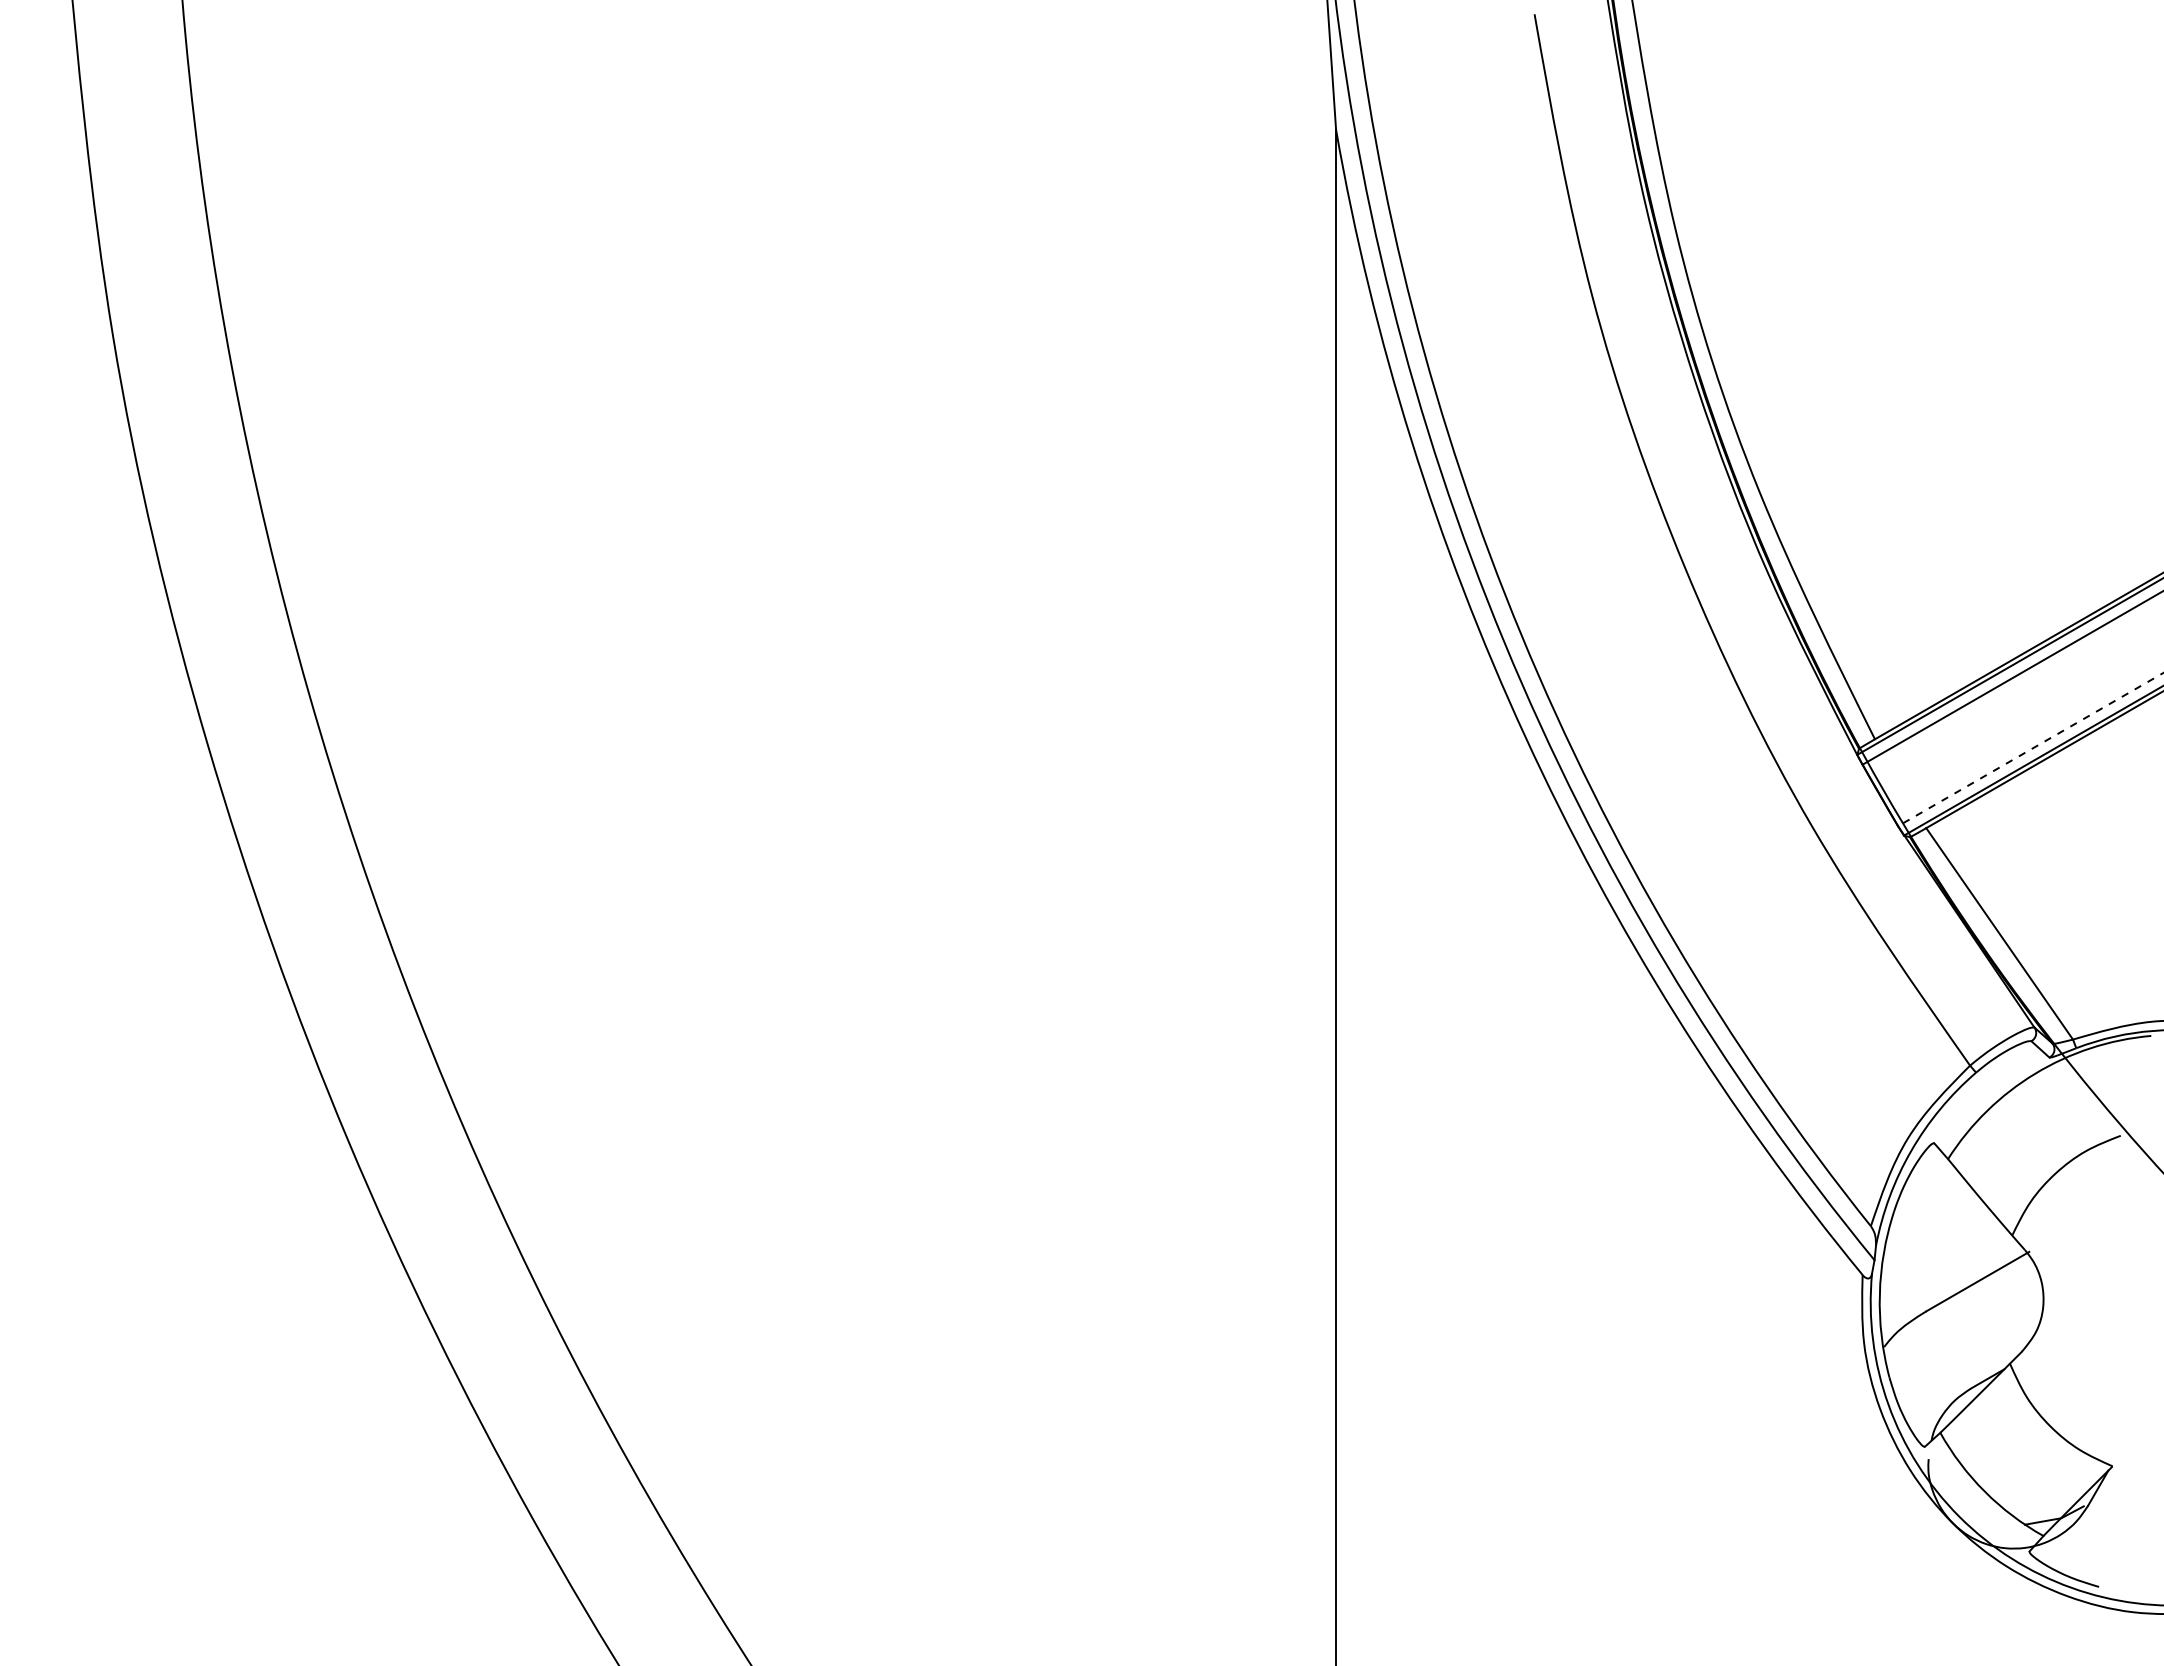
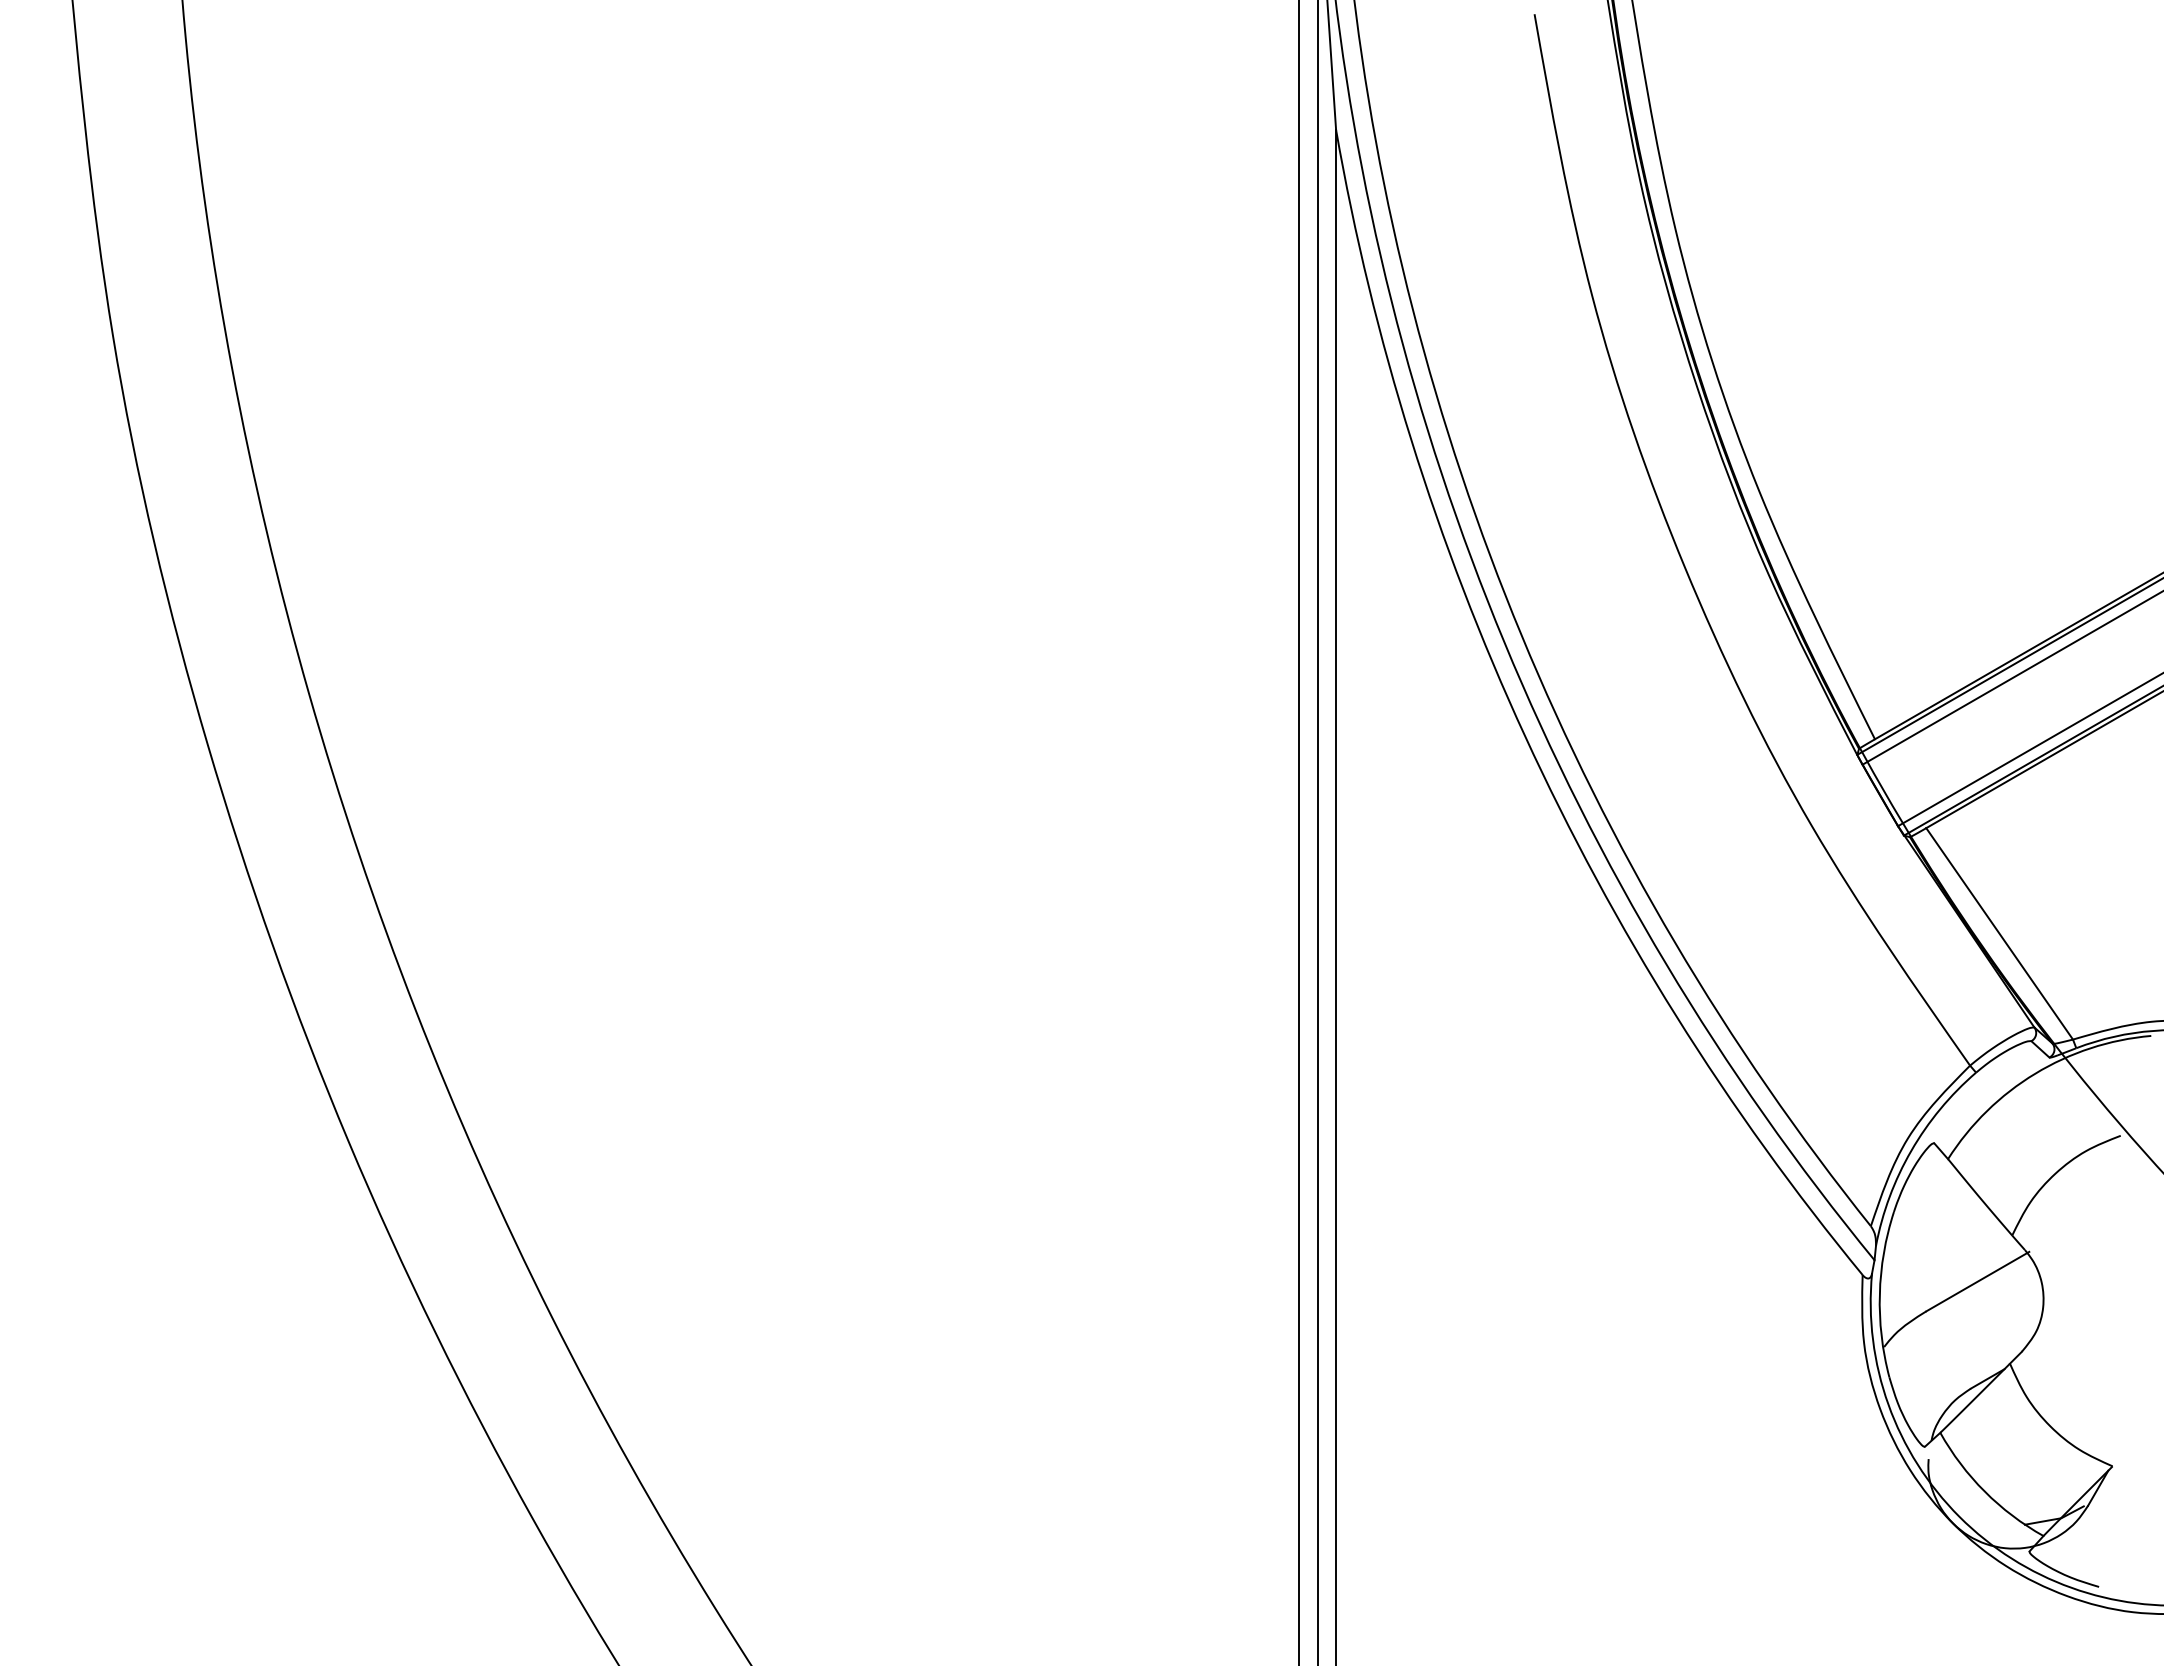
line: dashed -> solid (2030, 749)
line: none -> present (1298, 832)
line: none -> present (1317, 832)
